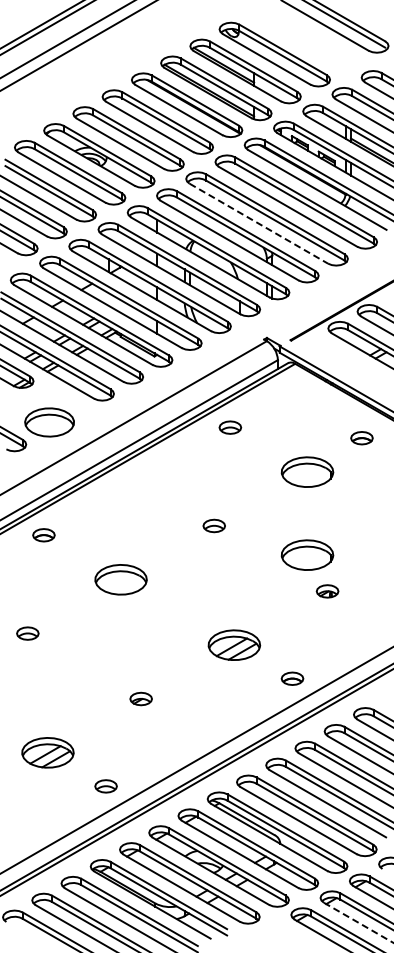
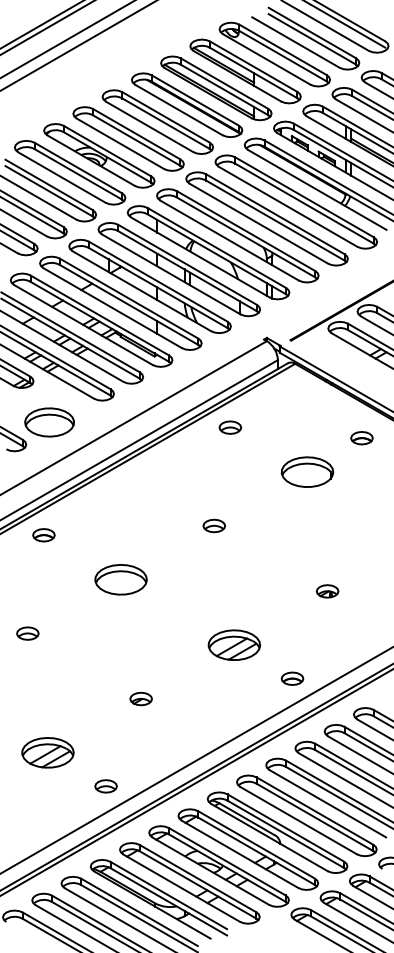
part: none -> present (305, 38)
line: dashed -> solid (258, 223)
part: present -> none (307, 554)
line: dashed -> solid (358, 922)
